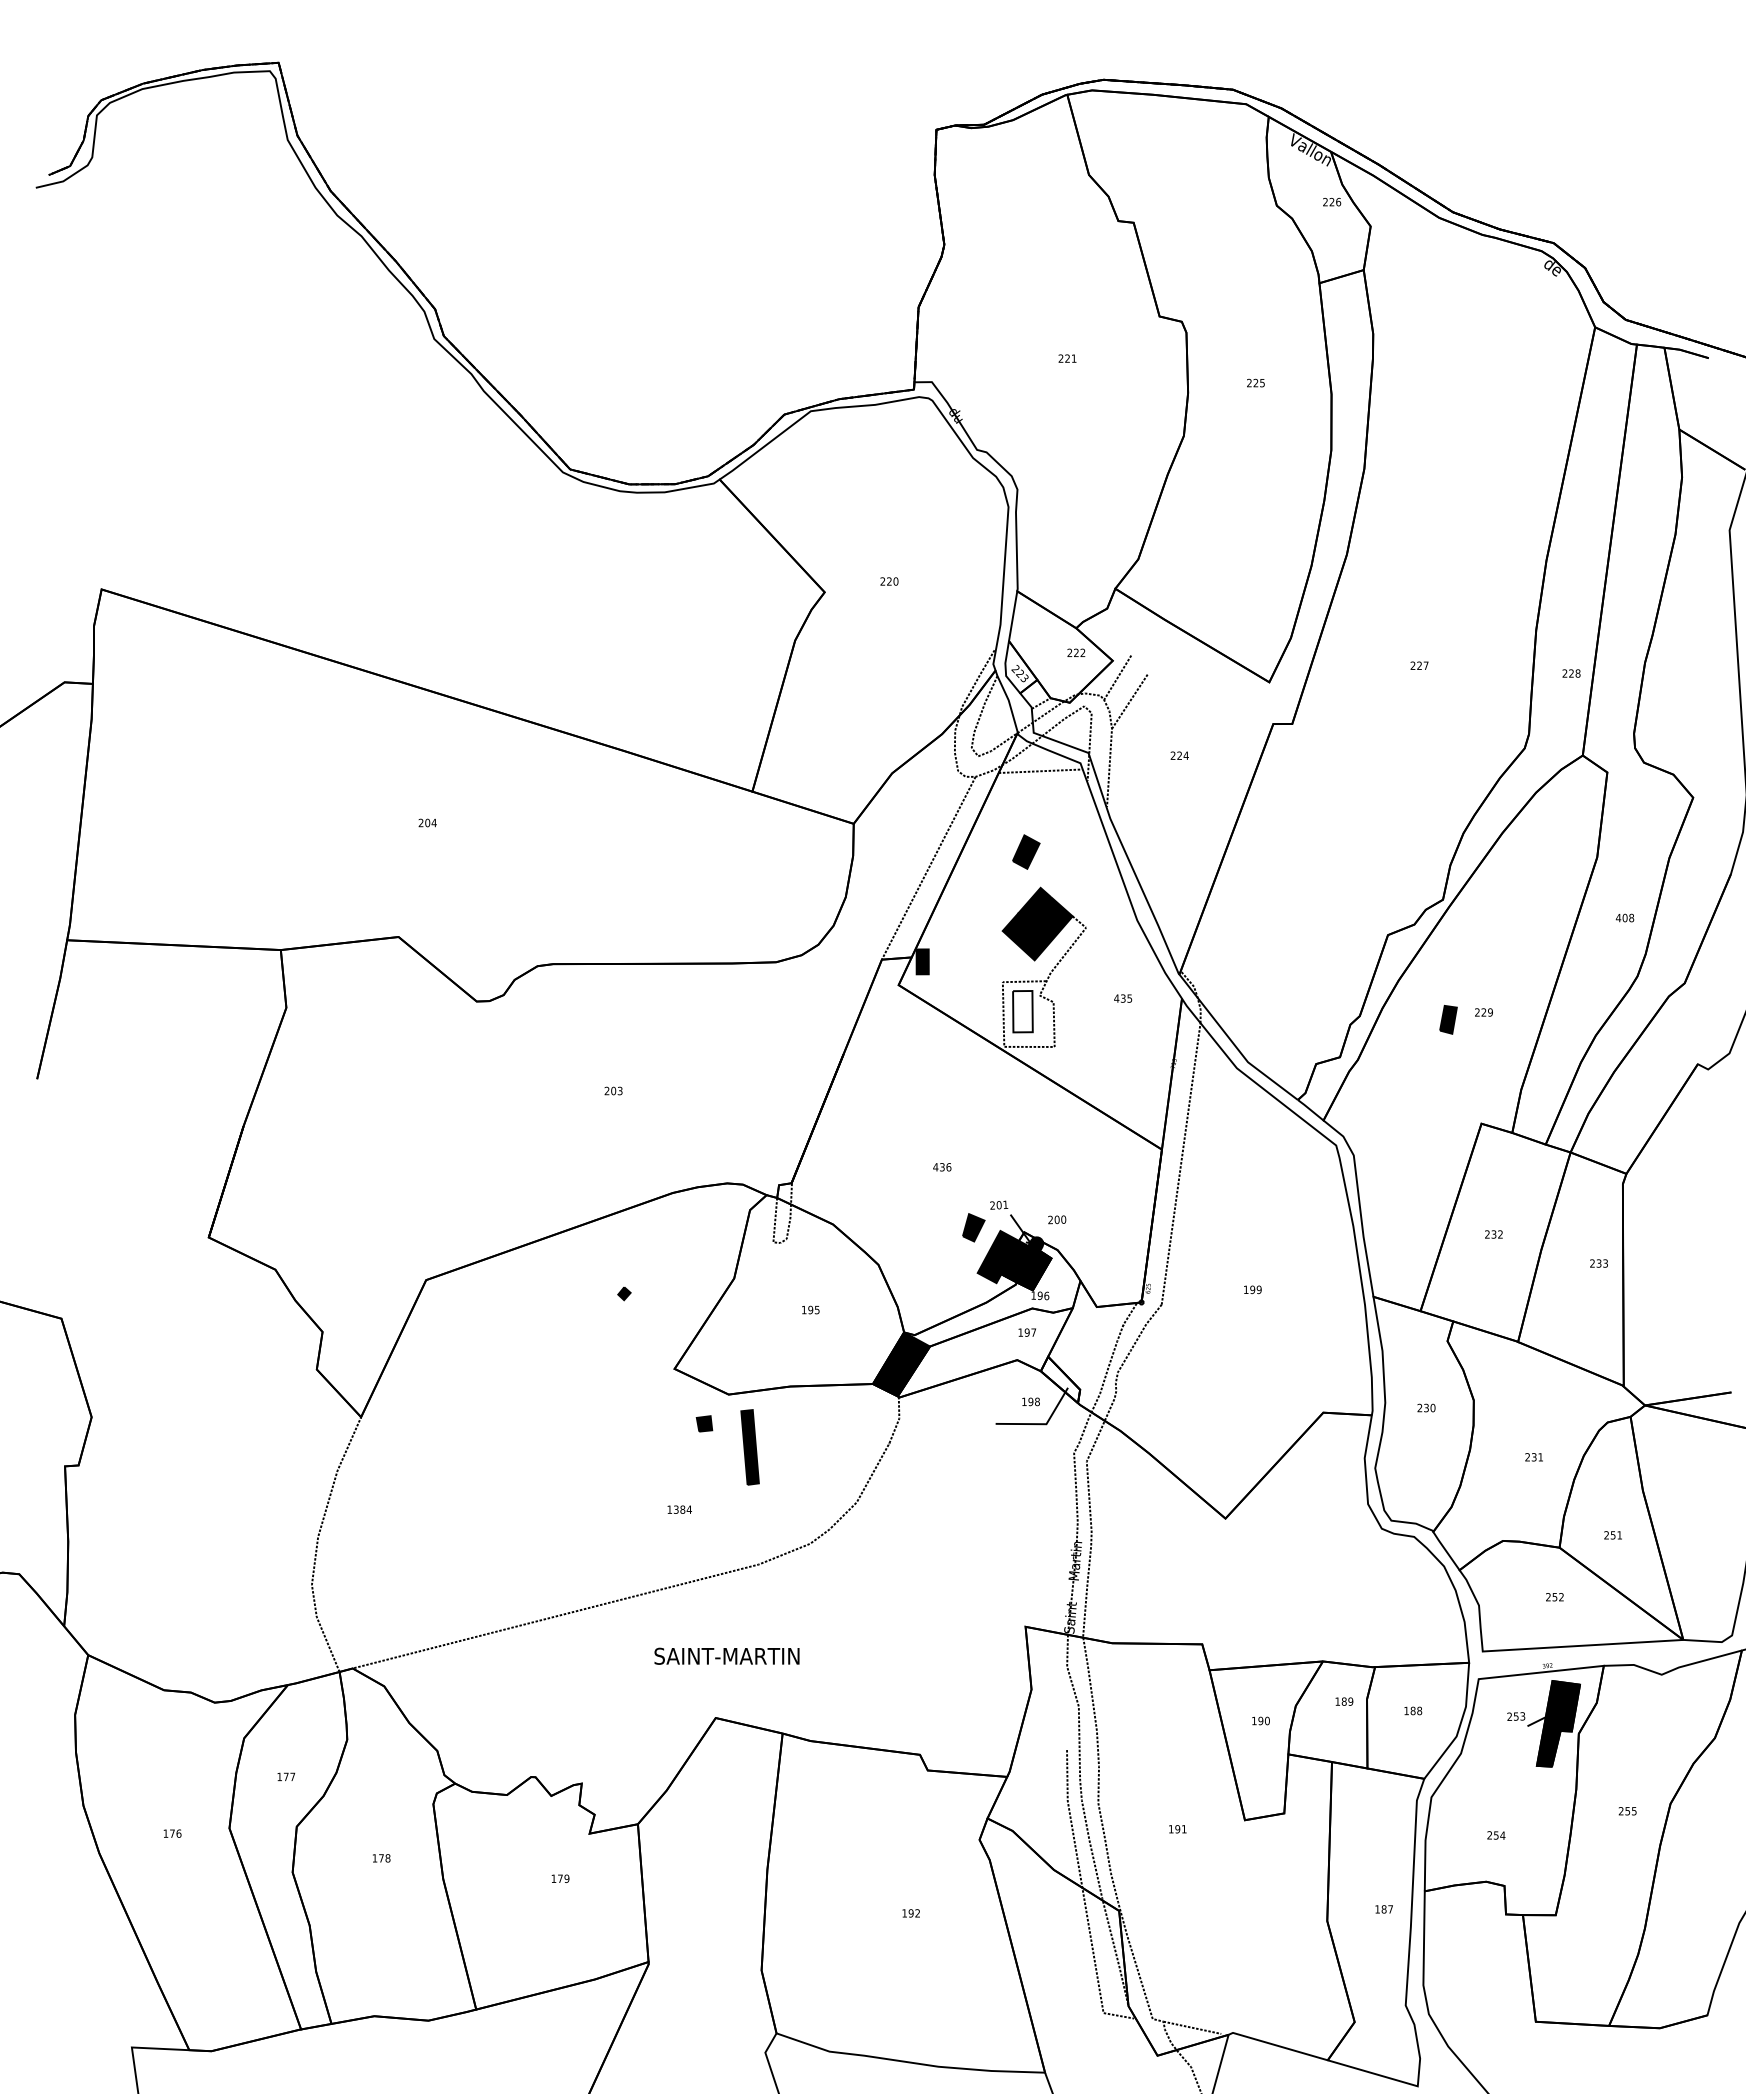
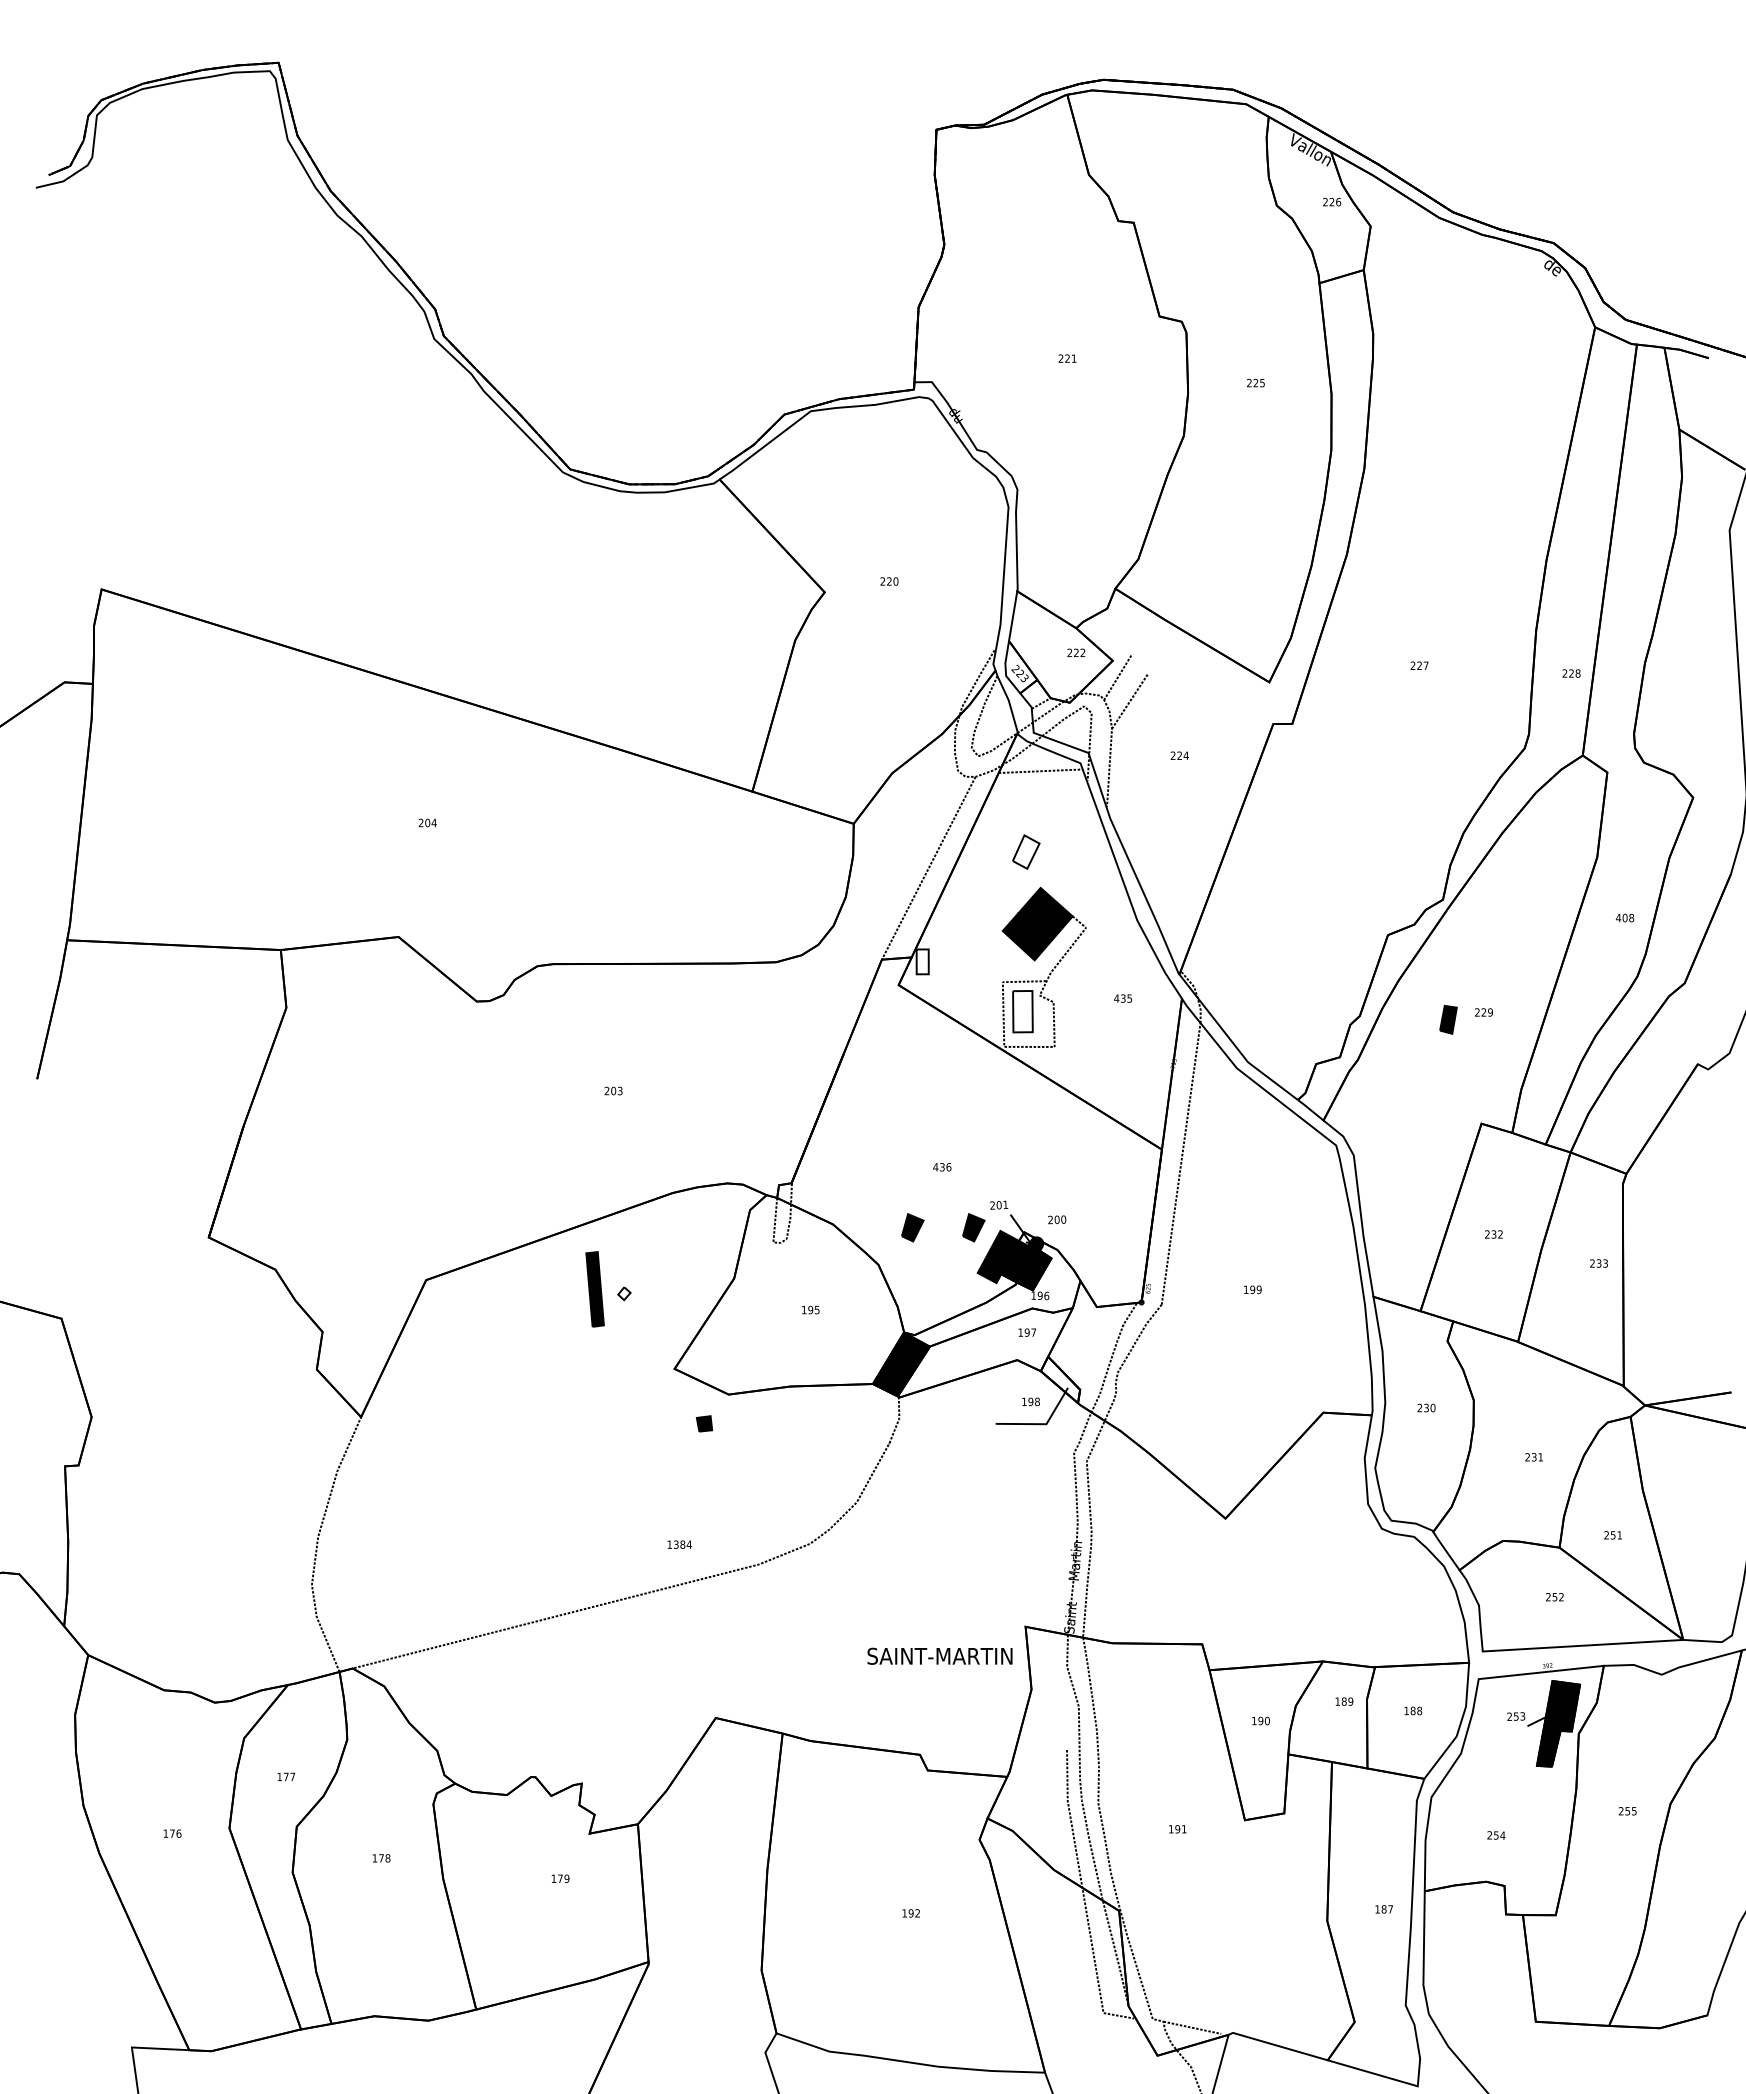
fill: present -> none (1025, 851)
fill: present -> none (922, 961)
part: none -> present (912, 1227)
fill: present -> none (624, 1293)
part position: (749, 1447) -> (594, 1289) (594, 1289)
text position: (679, 1509) -> (679, 1544) (679, 1544)
text position: (726, 1655) -> (939, 1655) (939, 1655)
